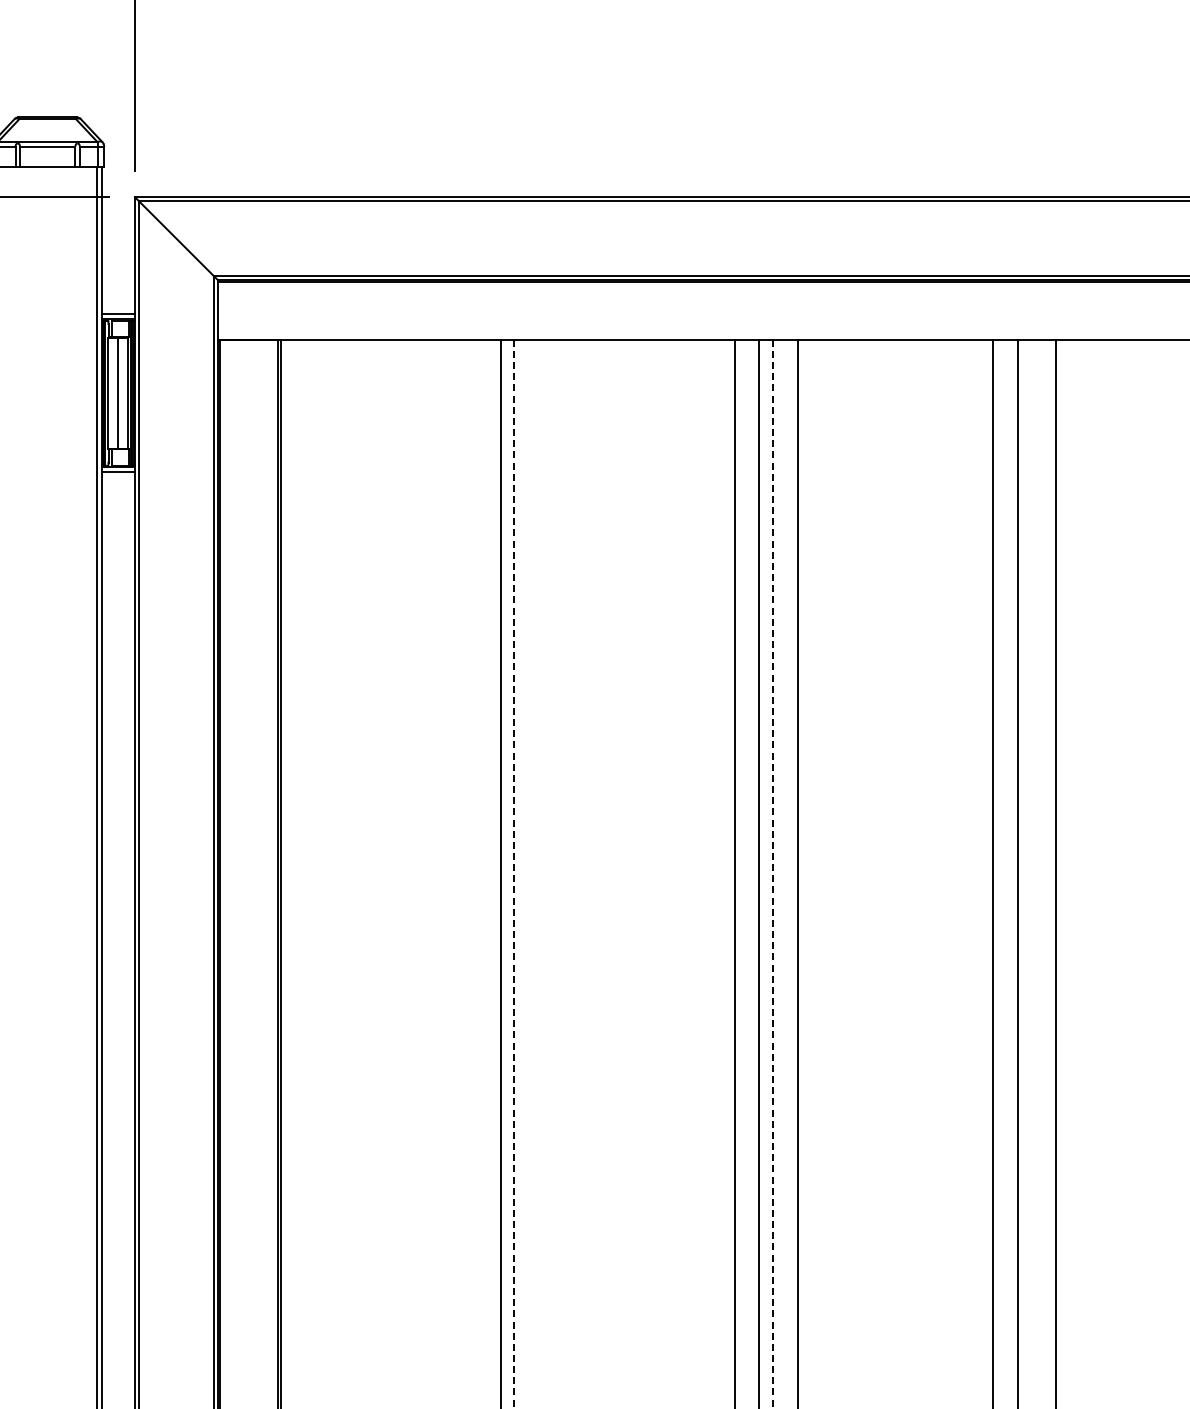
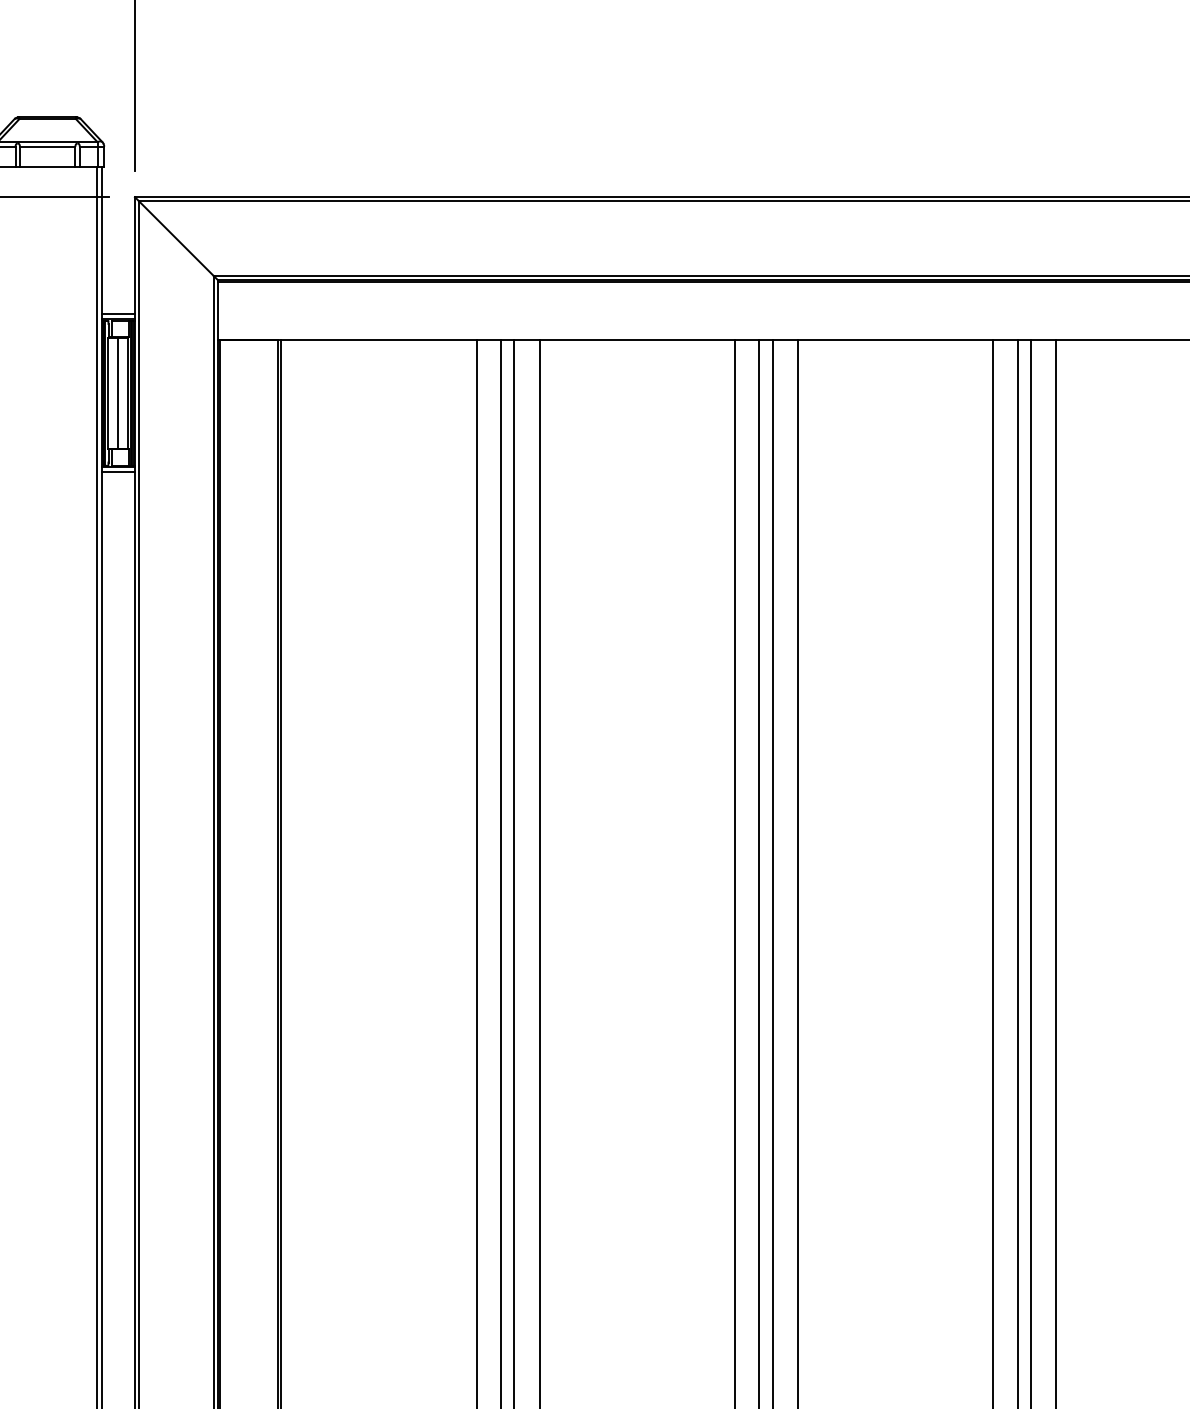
line: none -> present (476, 872)
line: none -> present (539, 872)
line: none -> present (1030, 872)
line: dashed -> solid (514, 874)
line: dashed -> solid (772, 874)
